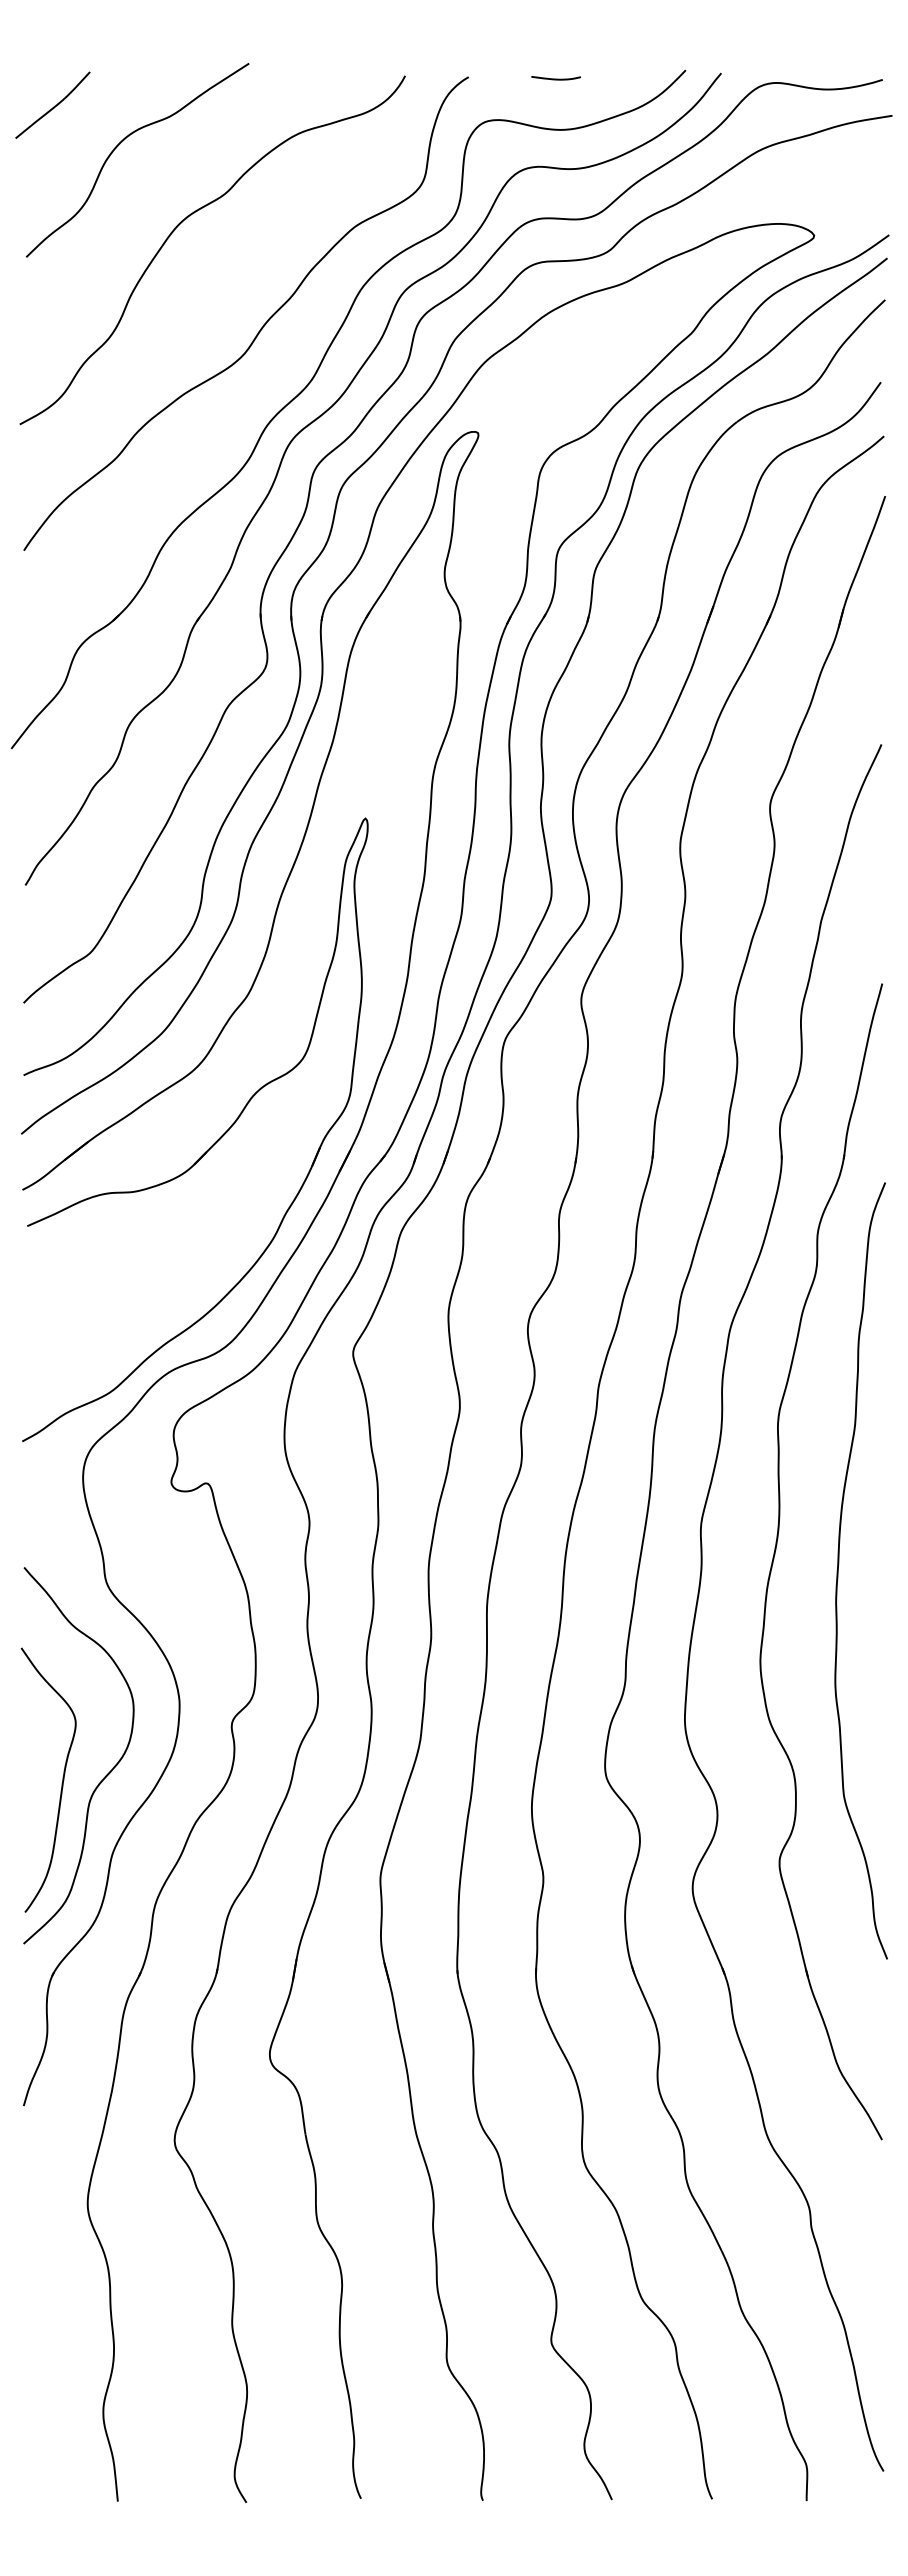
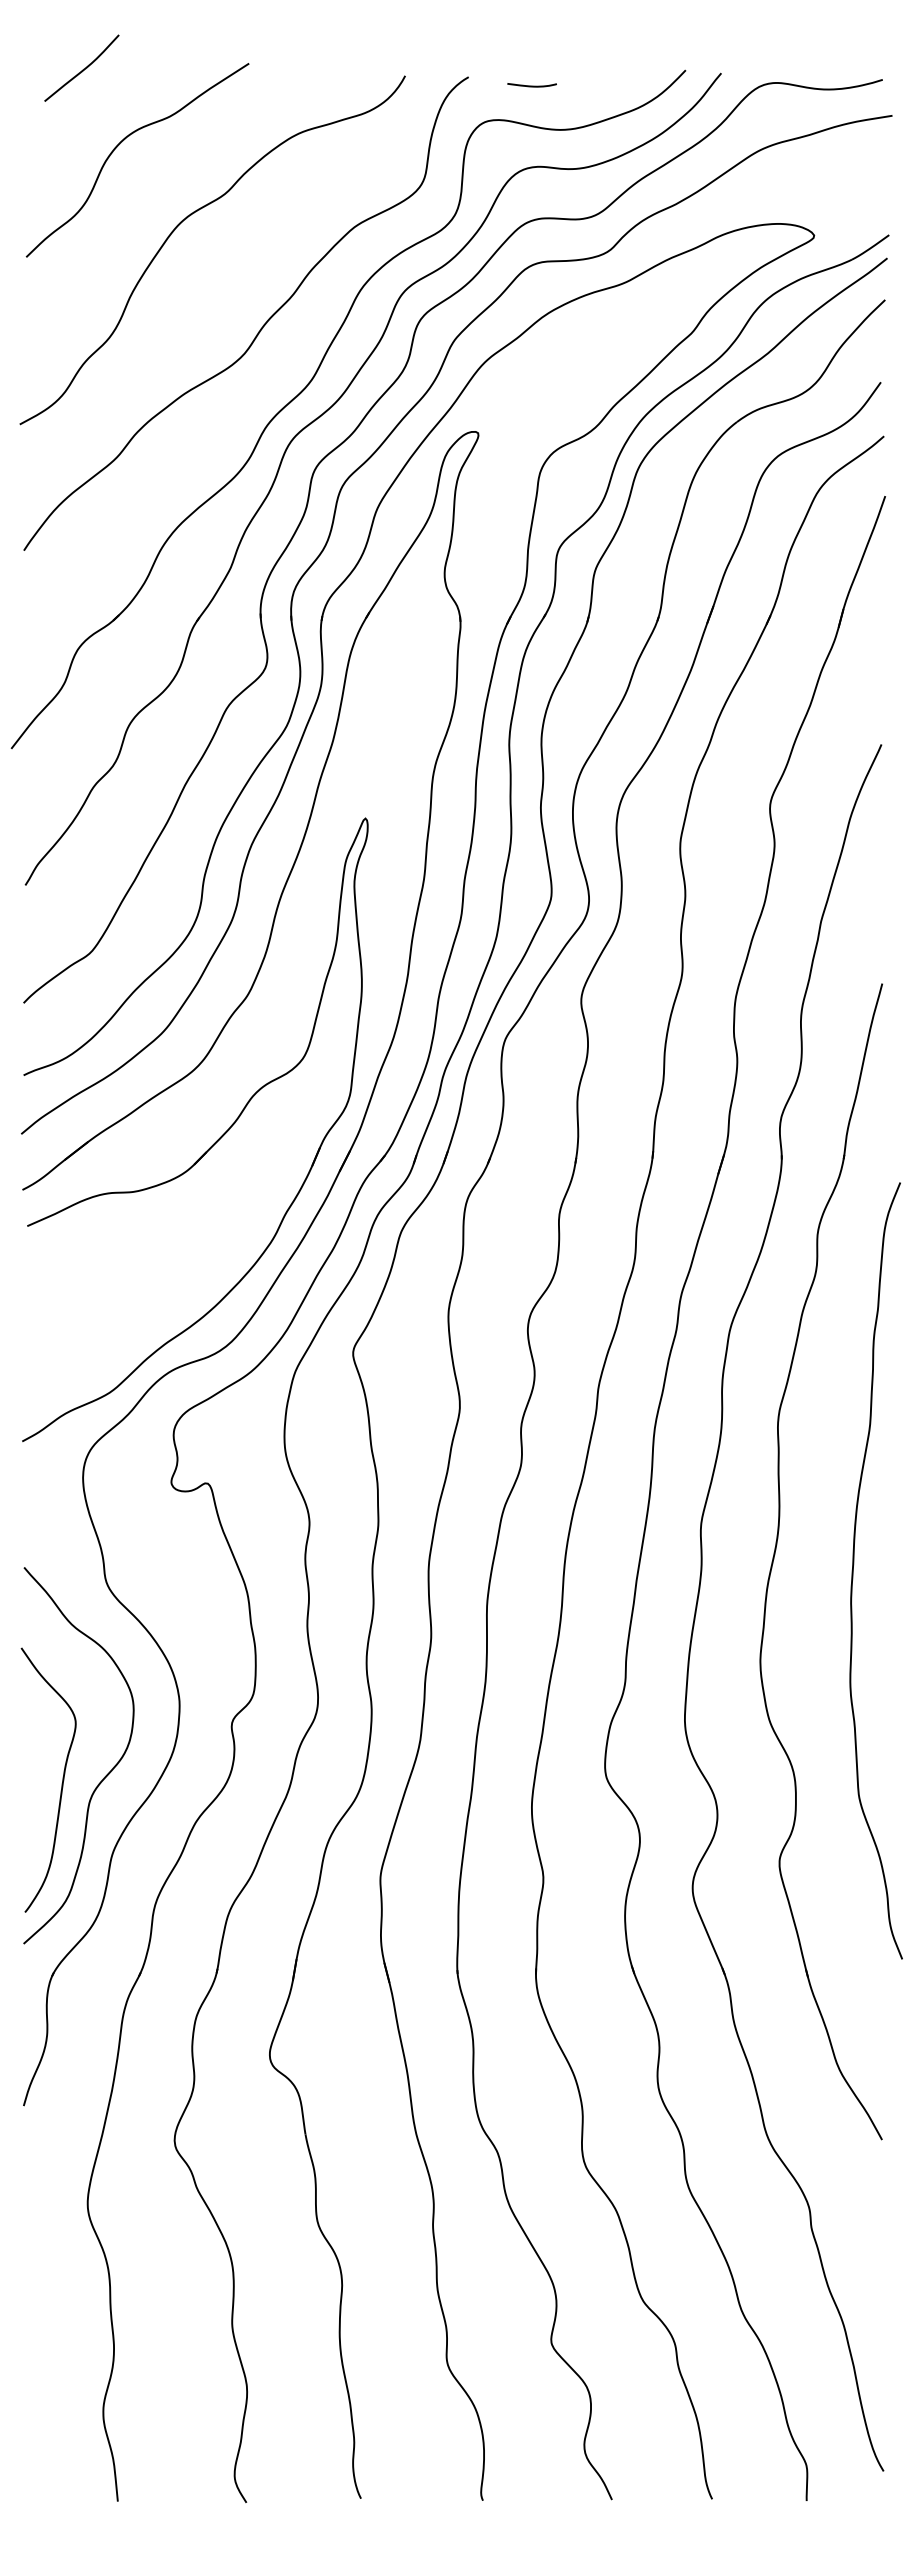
curve position: (555, 78) -> (531, 85) (531, 85)
curve position: (54, 105) -> (83, 68) (83, 68)
curve position: (839, 1564) -> (854, 1564) (854, 1564)
